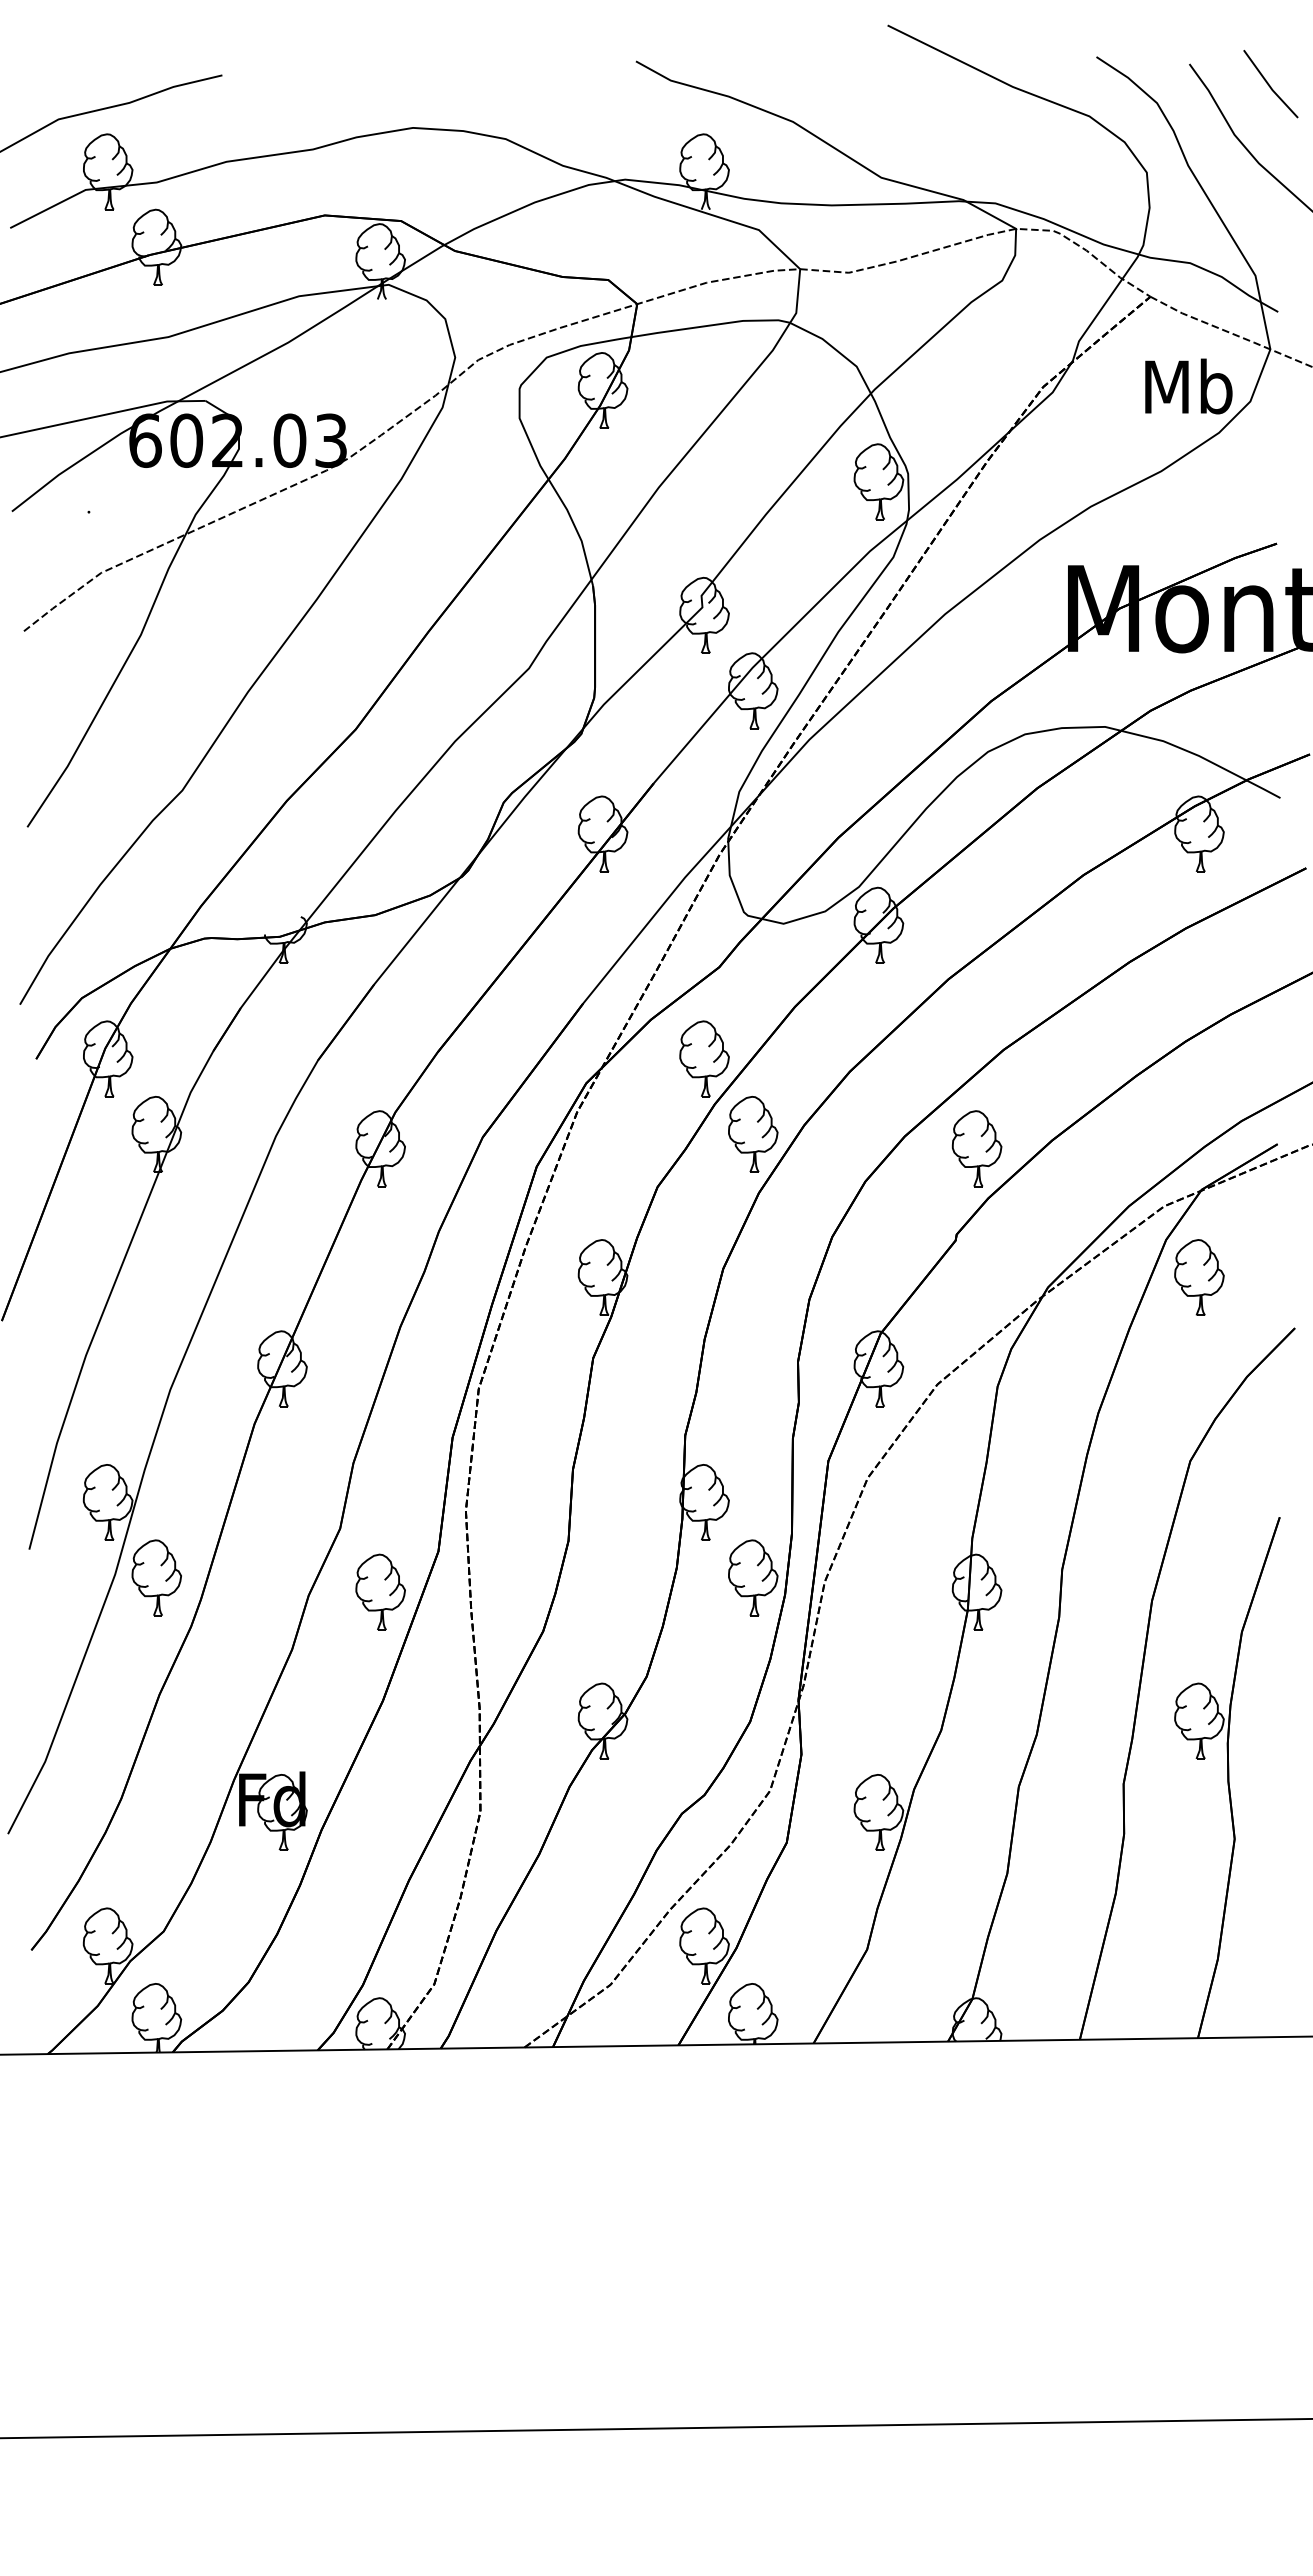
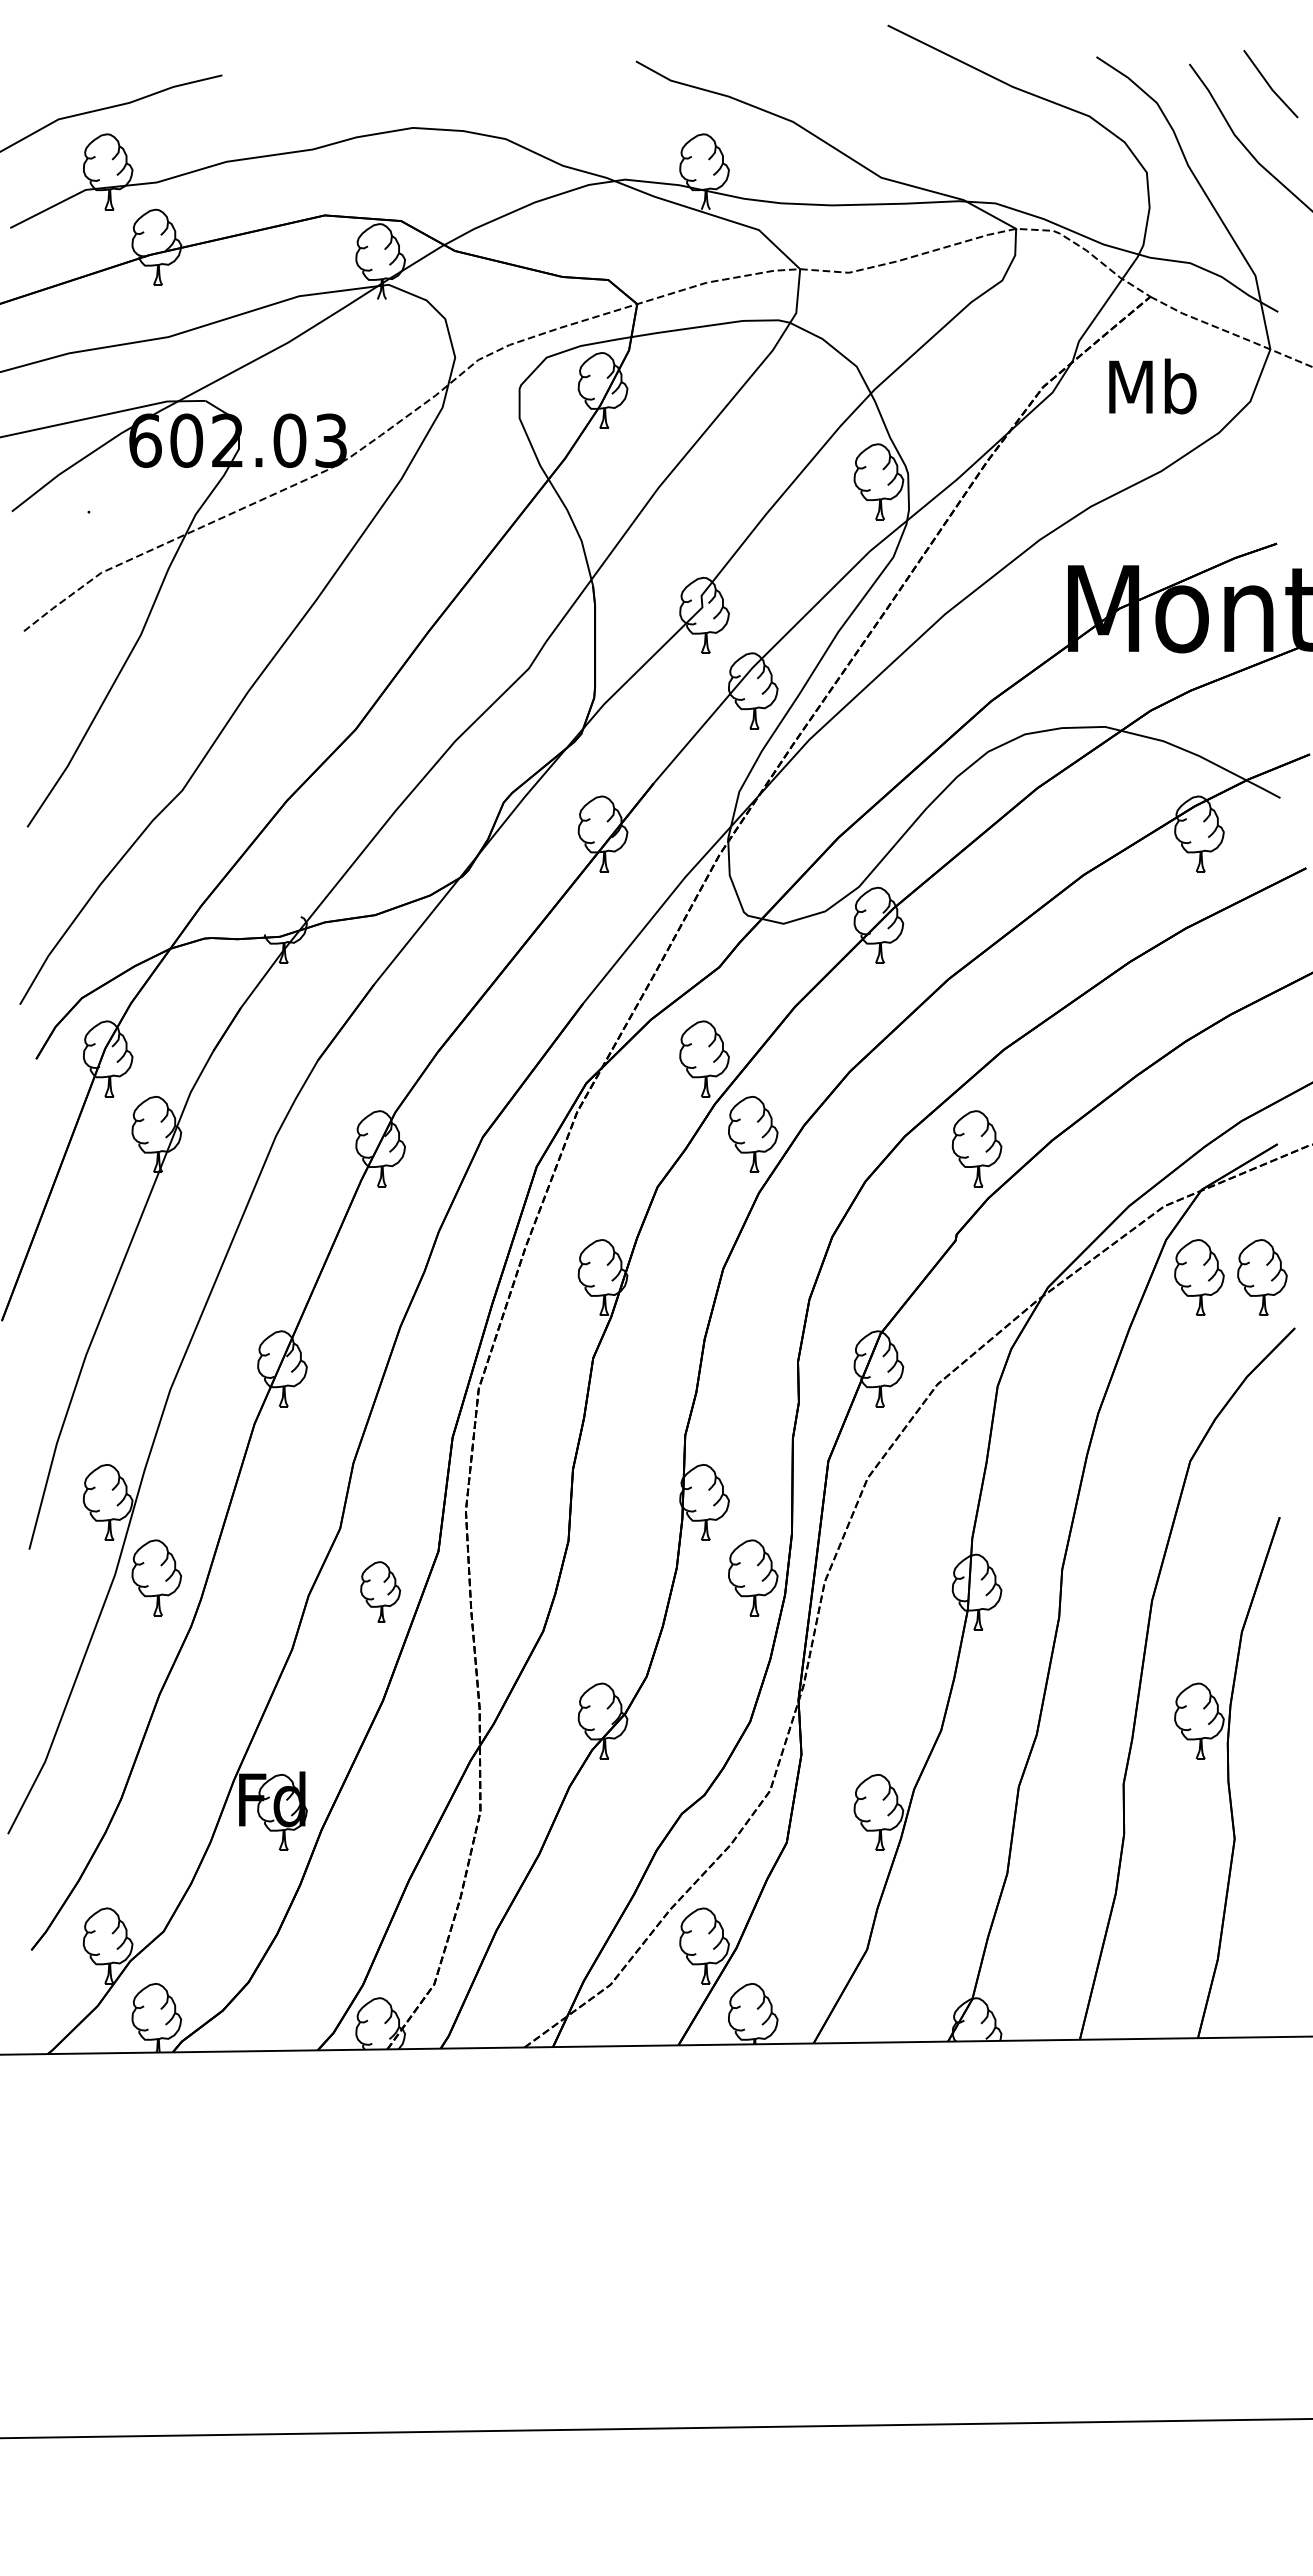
text position: (1188, 386) -> (1152, 386) (1152, 386)
part: none -> present (1262, 1277)
part size: 51x78 px -> 41x62 px (380, 1591)
